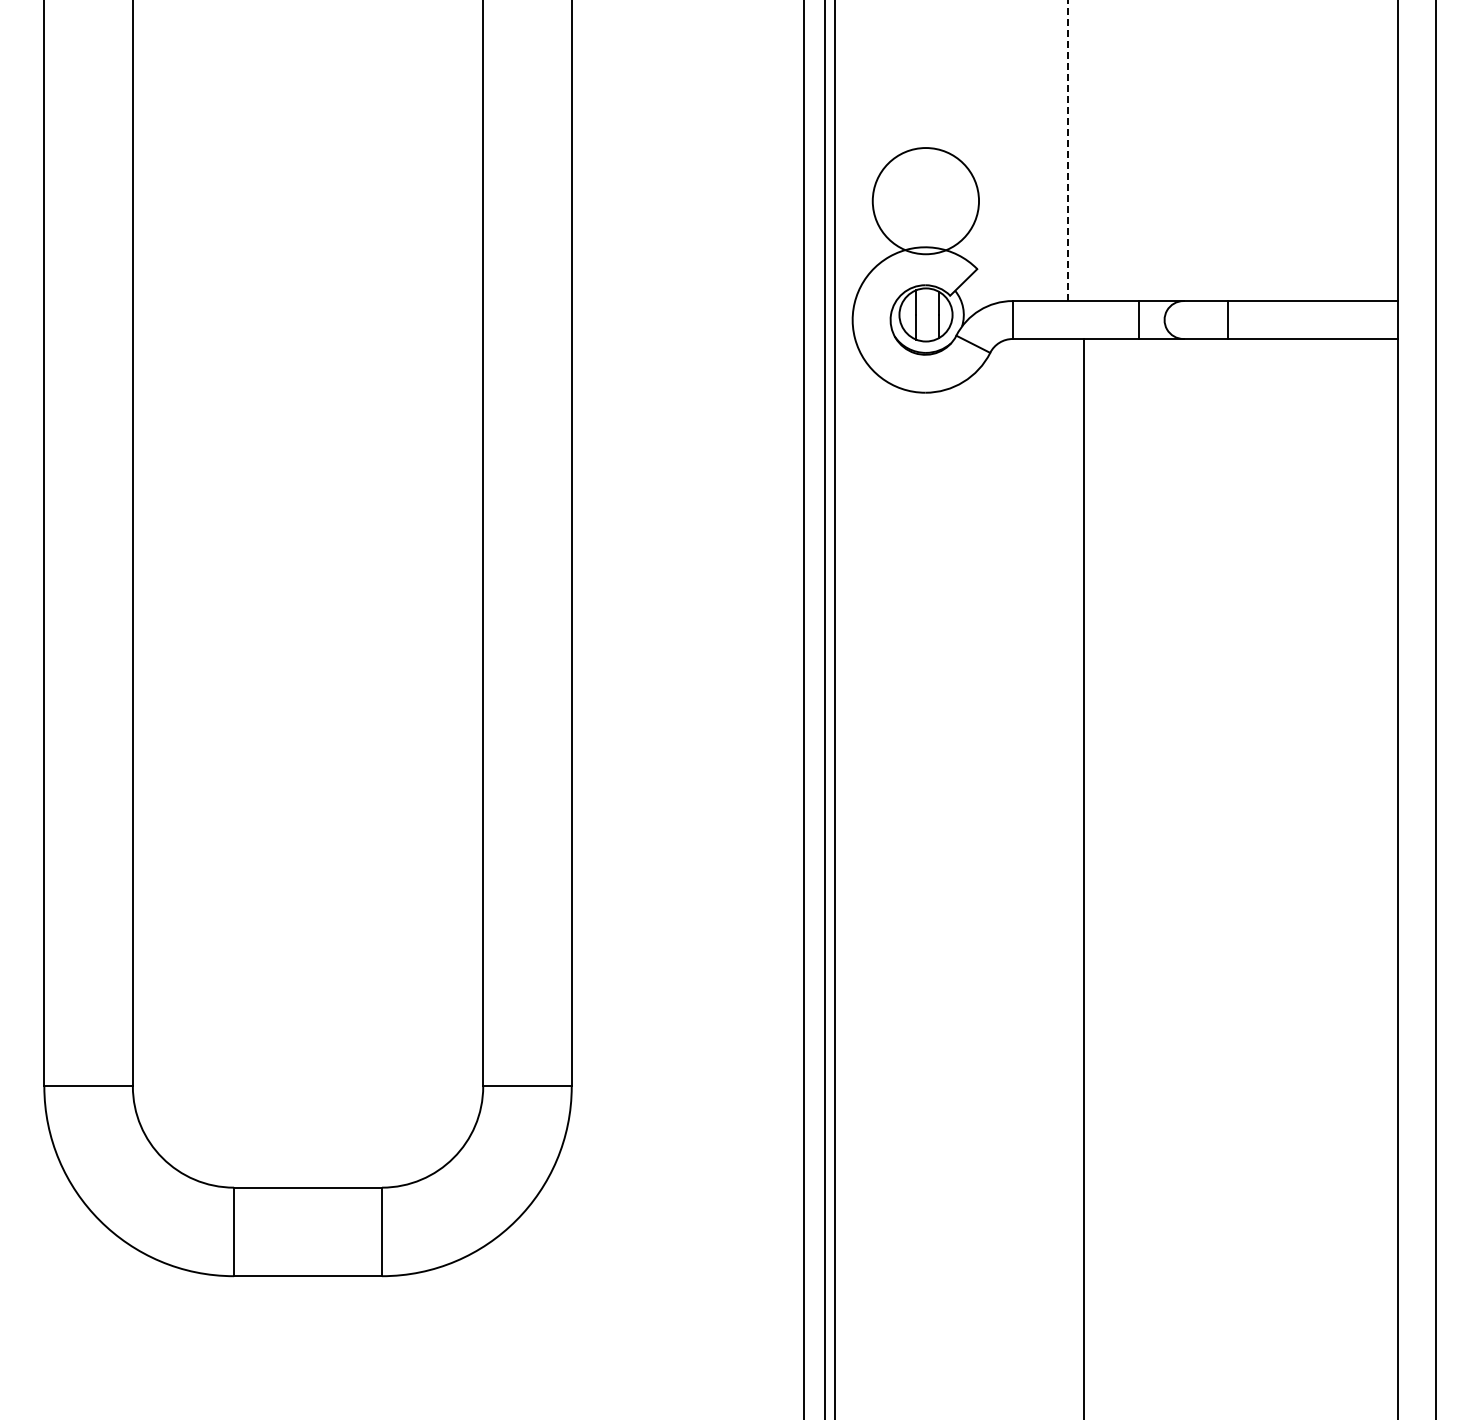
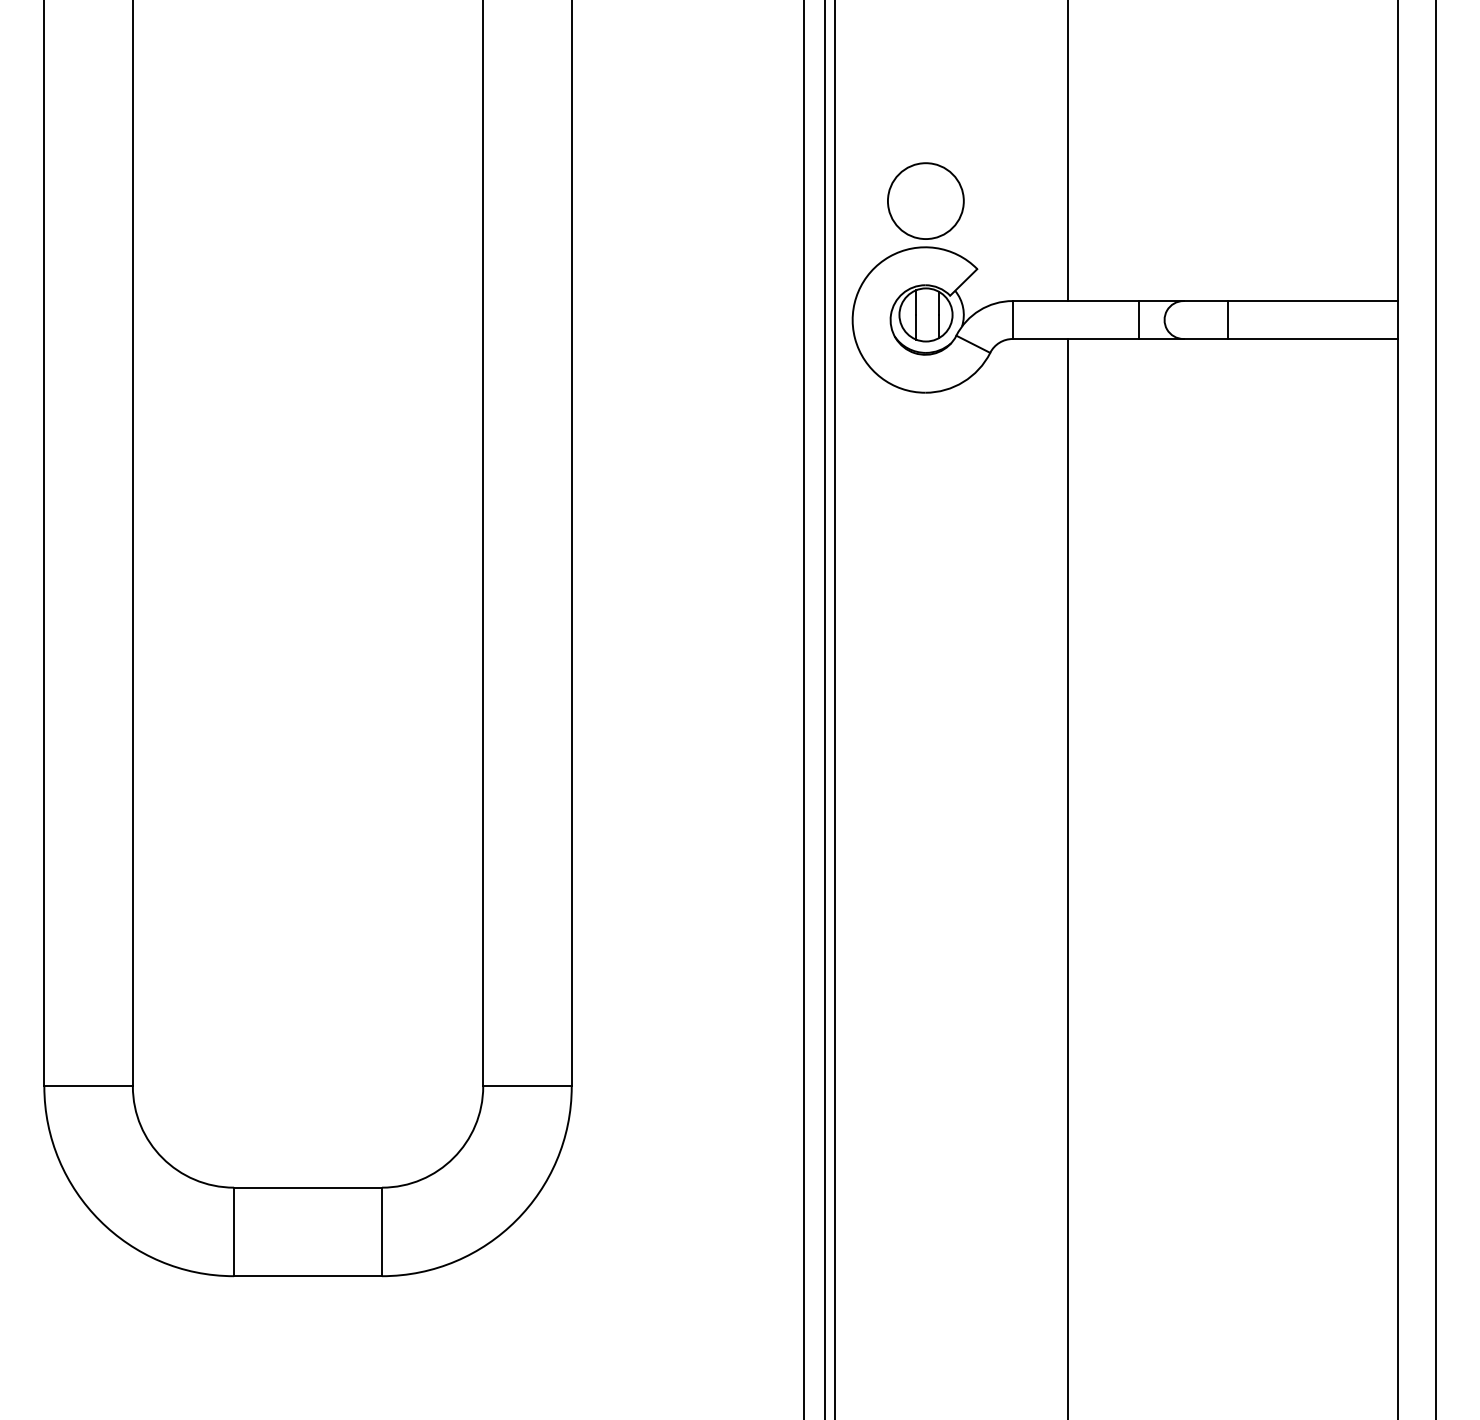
line: dashed -> solid (1067, 150)
circle diameter: 106 px -> 76 px (925, 201)
line position: (1083, 877) -> (1067, 877) (1067, 877)
